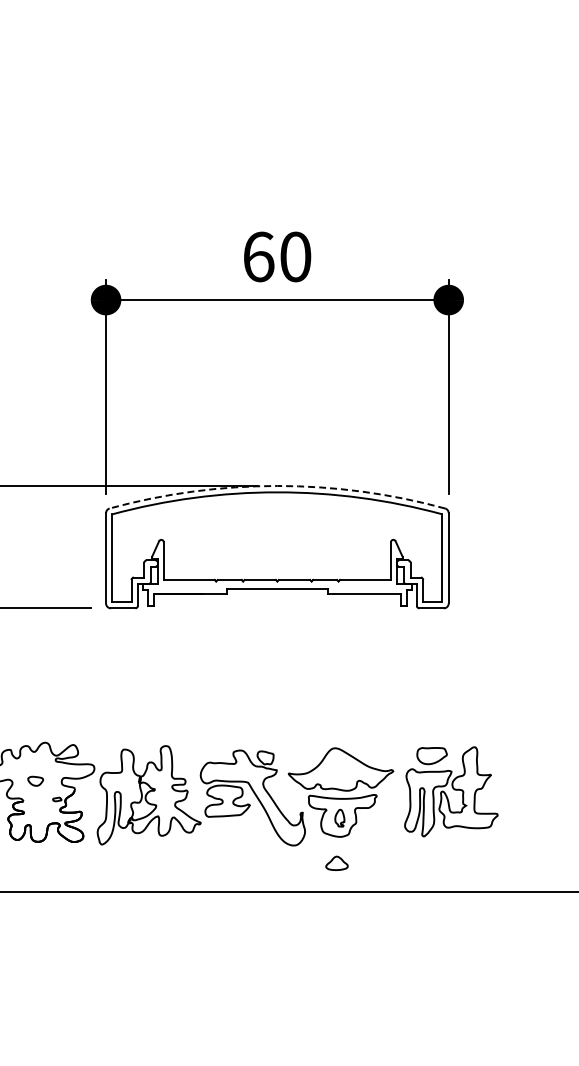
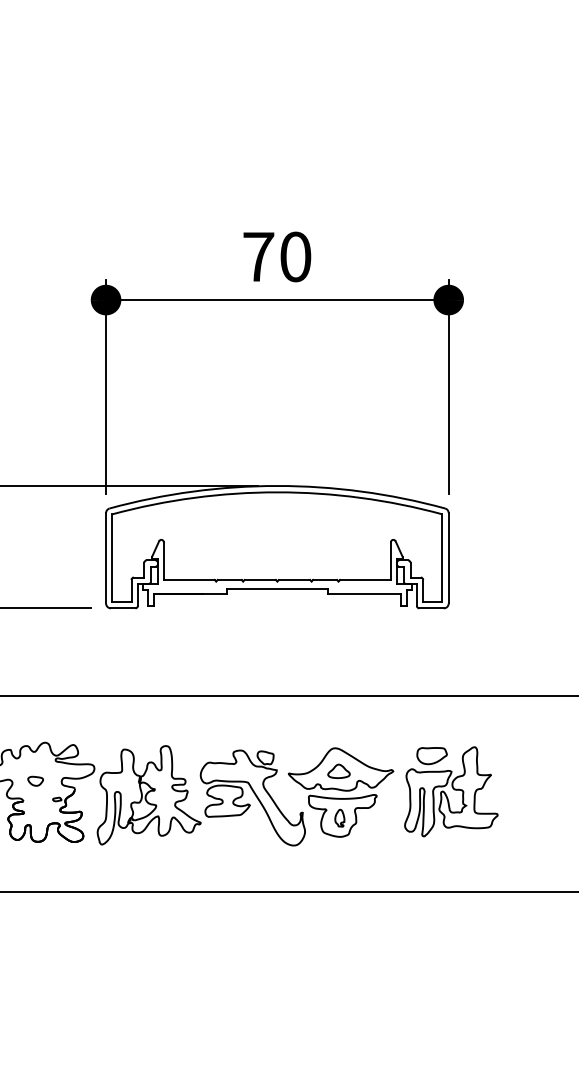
text: 60 -> 70 (258, 256)
arc: dashed -> solid (277, 485)
line: none -> present (288, 696)
curve position: (332, 861) -> (334, 769) (334, 769)
